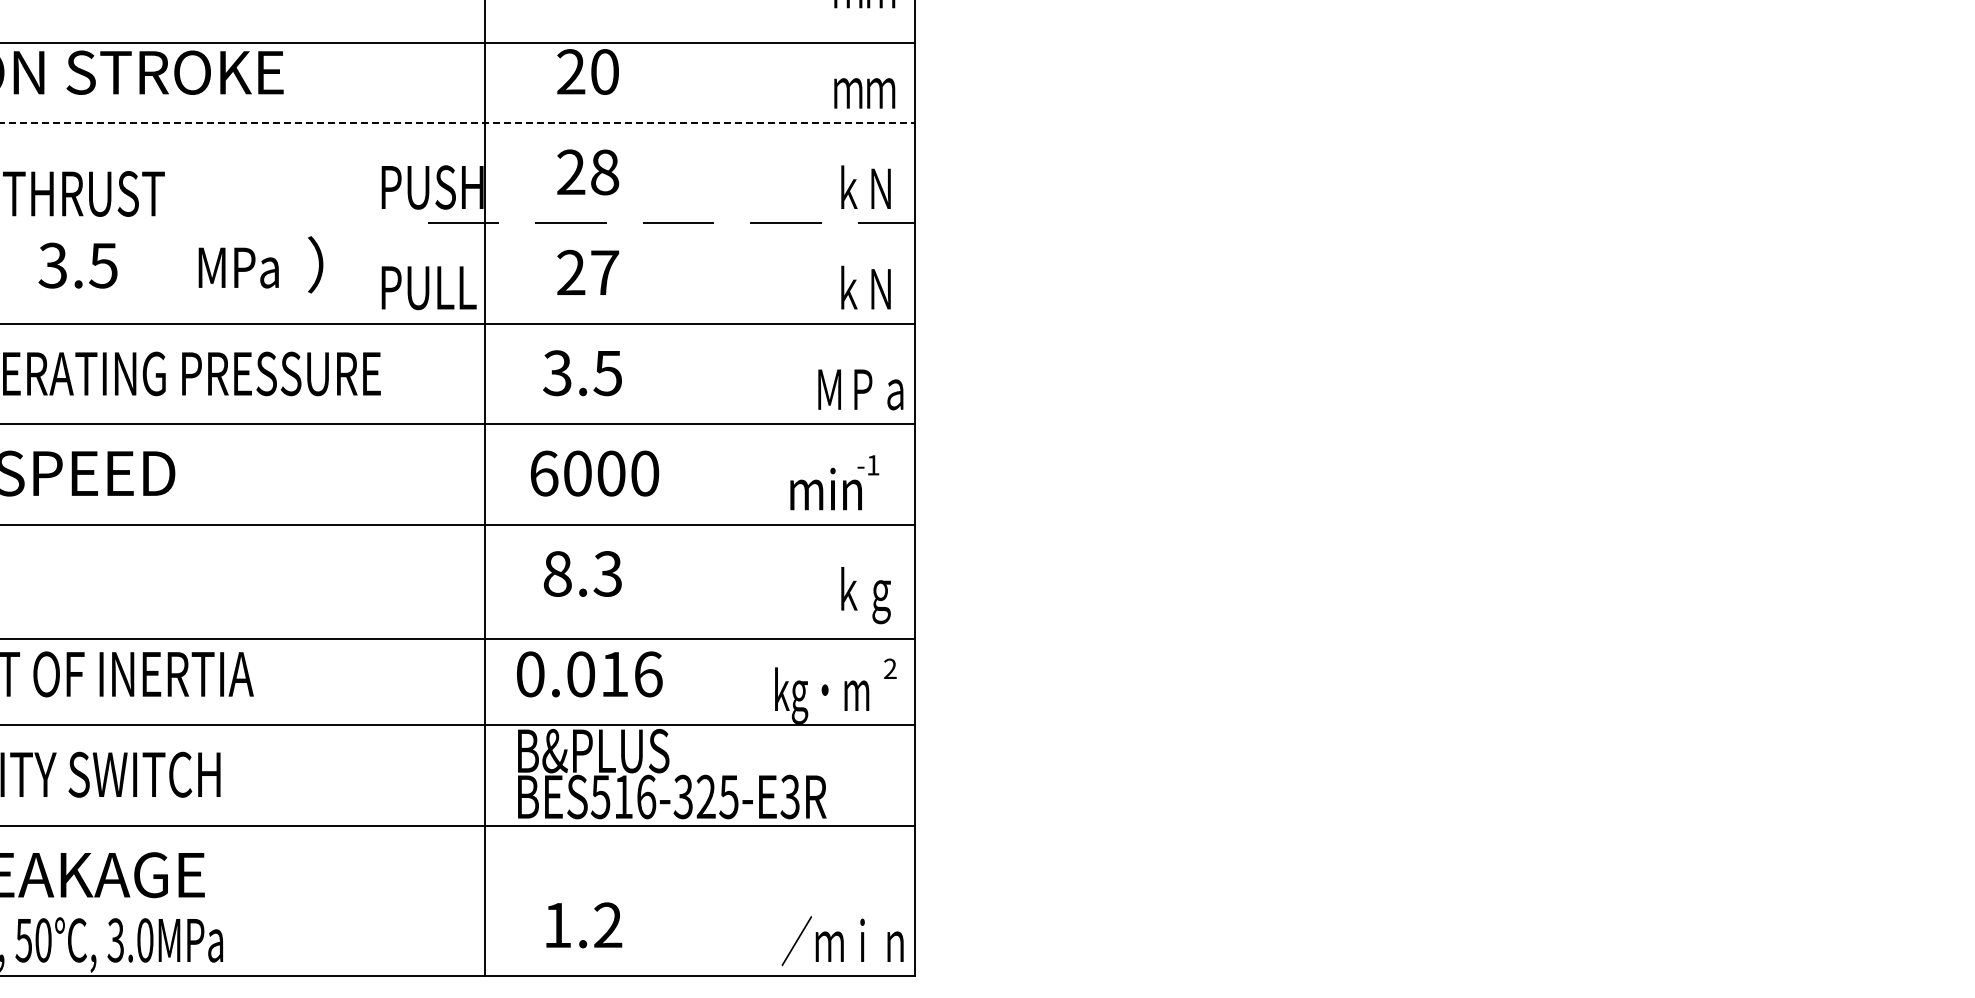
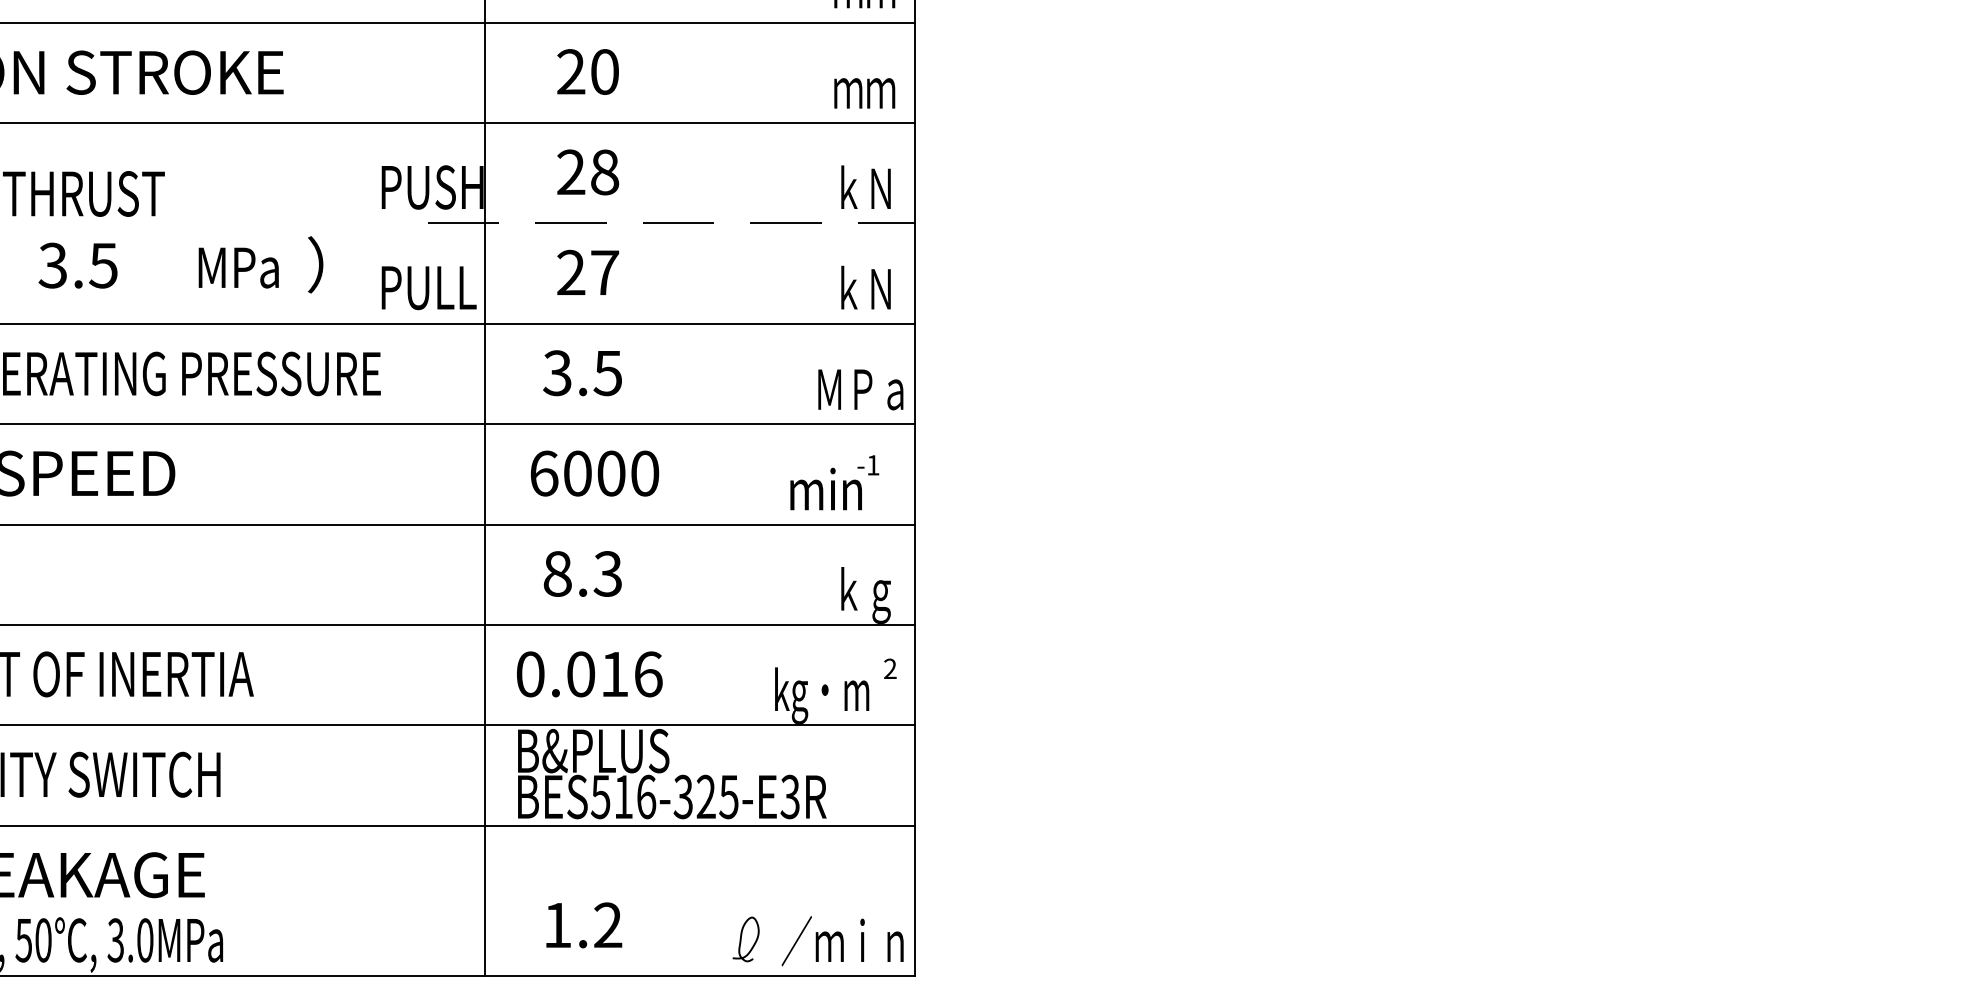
line position: (458, 42) -> (458, 22) (458, 22)
line: dashed -> solid (457, 122)
line position: (458, 638) -> (458, 624) (458, 624)
curve: none -> present (741, 939)
